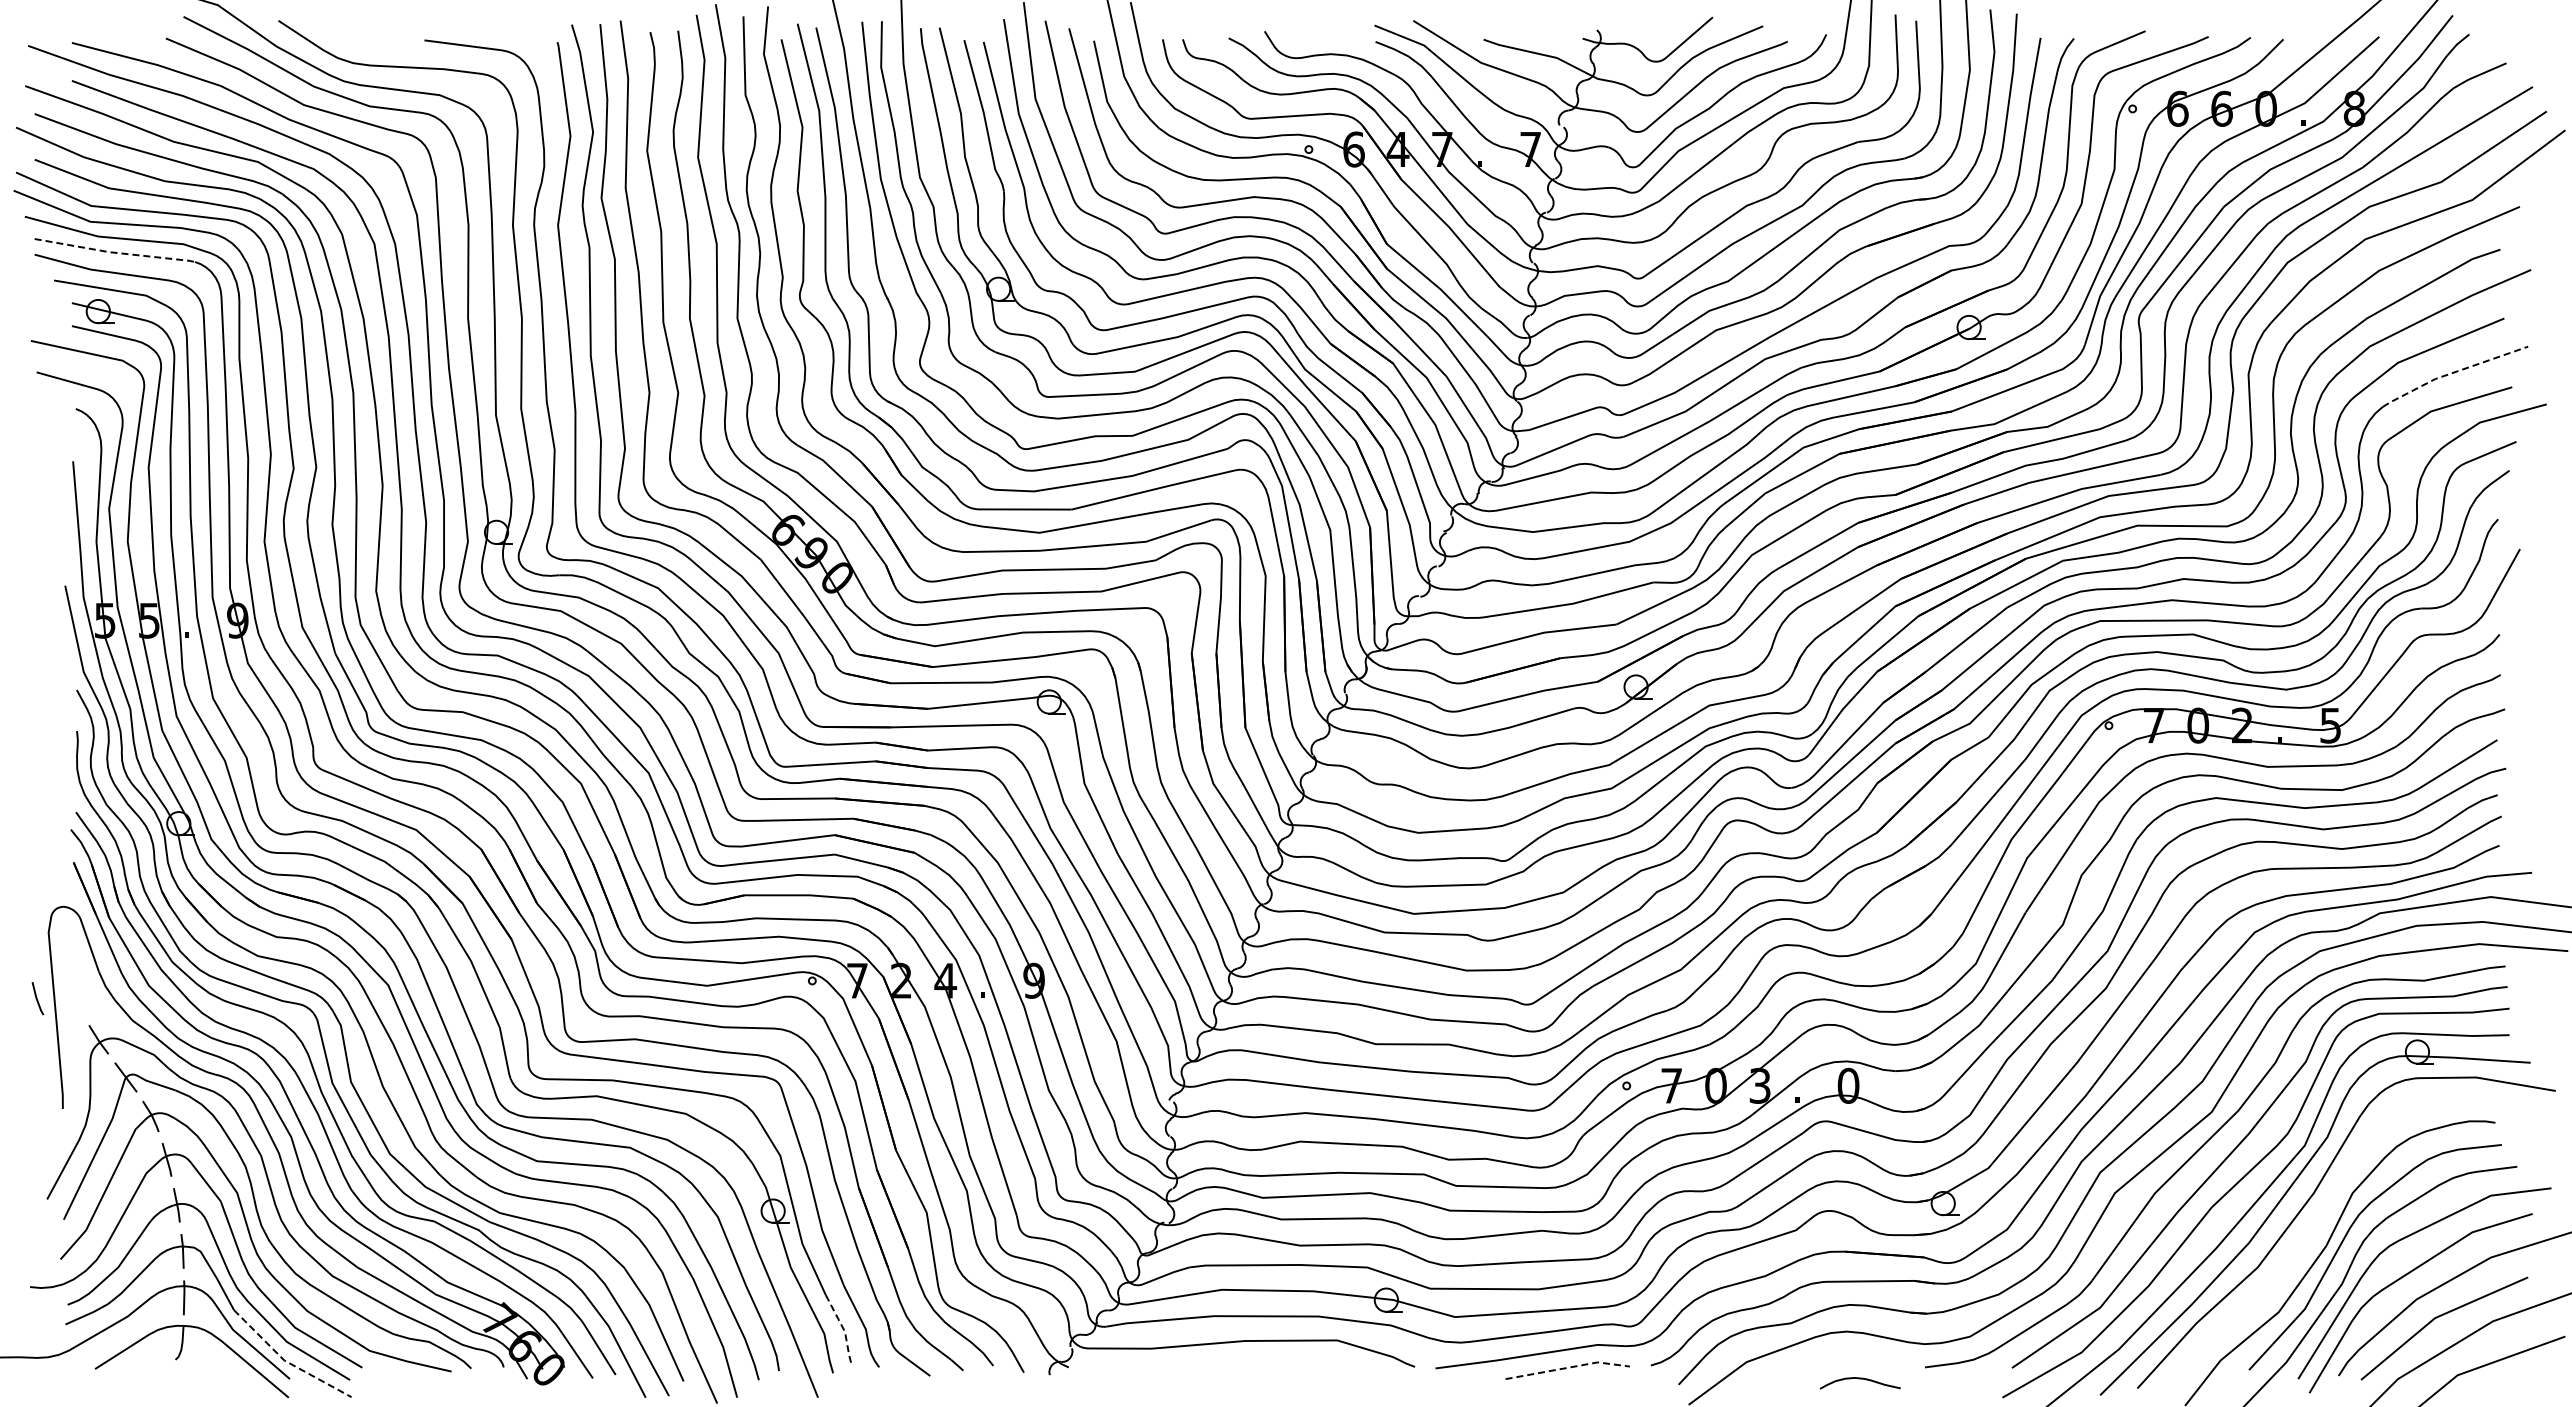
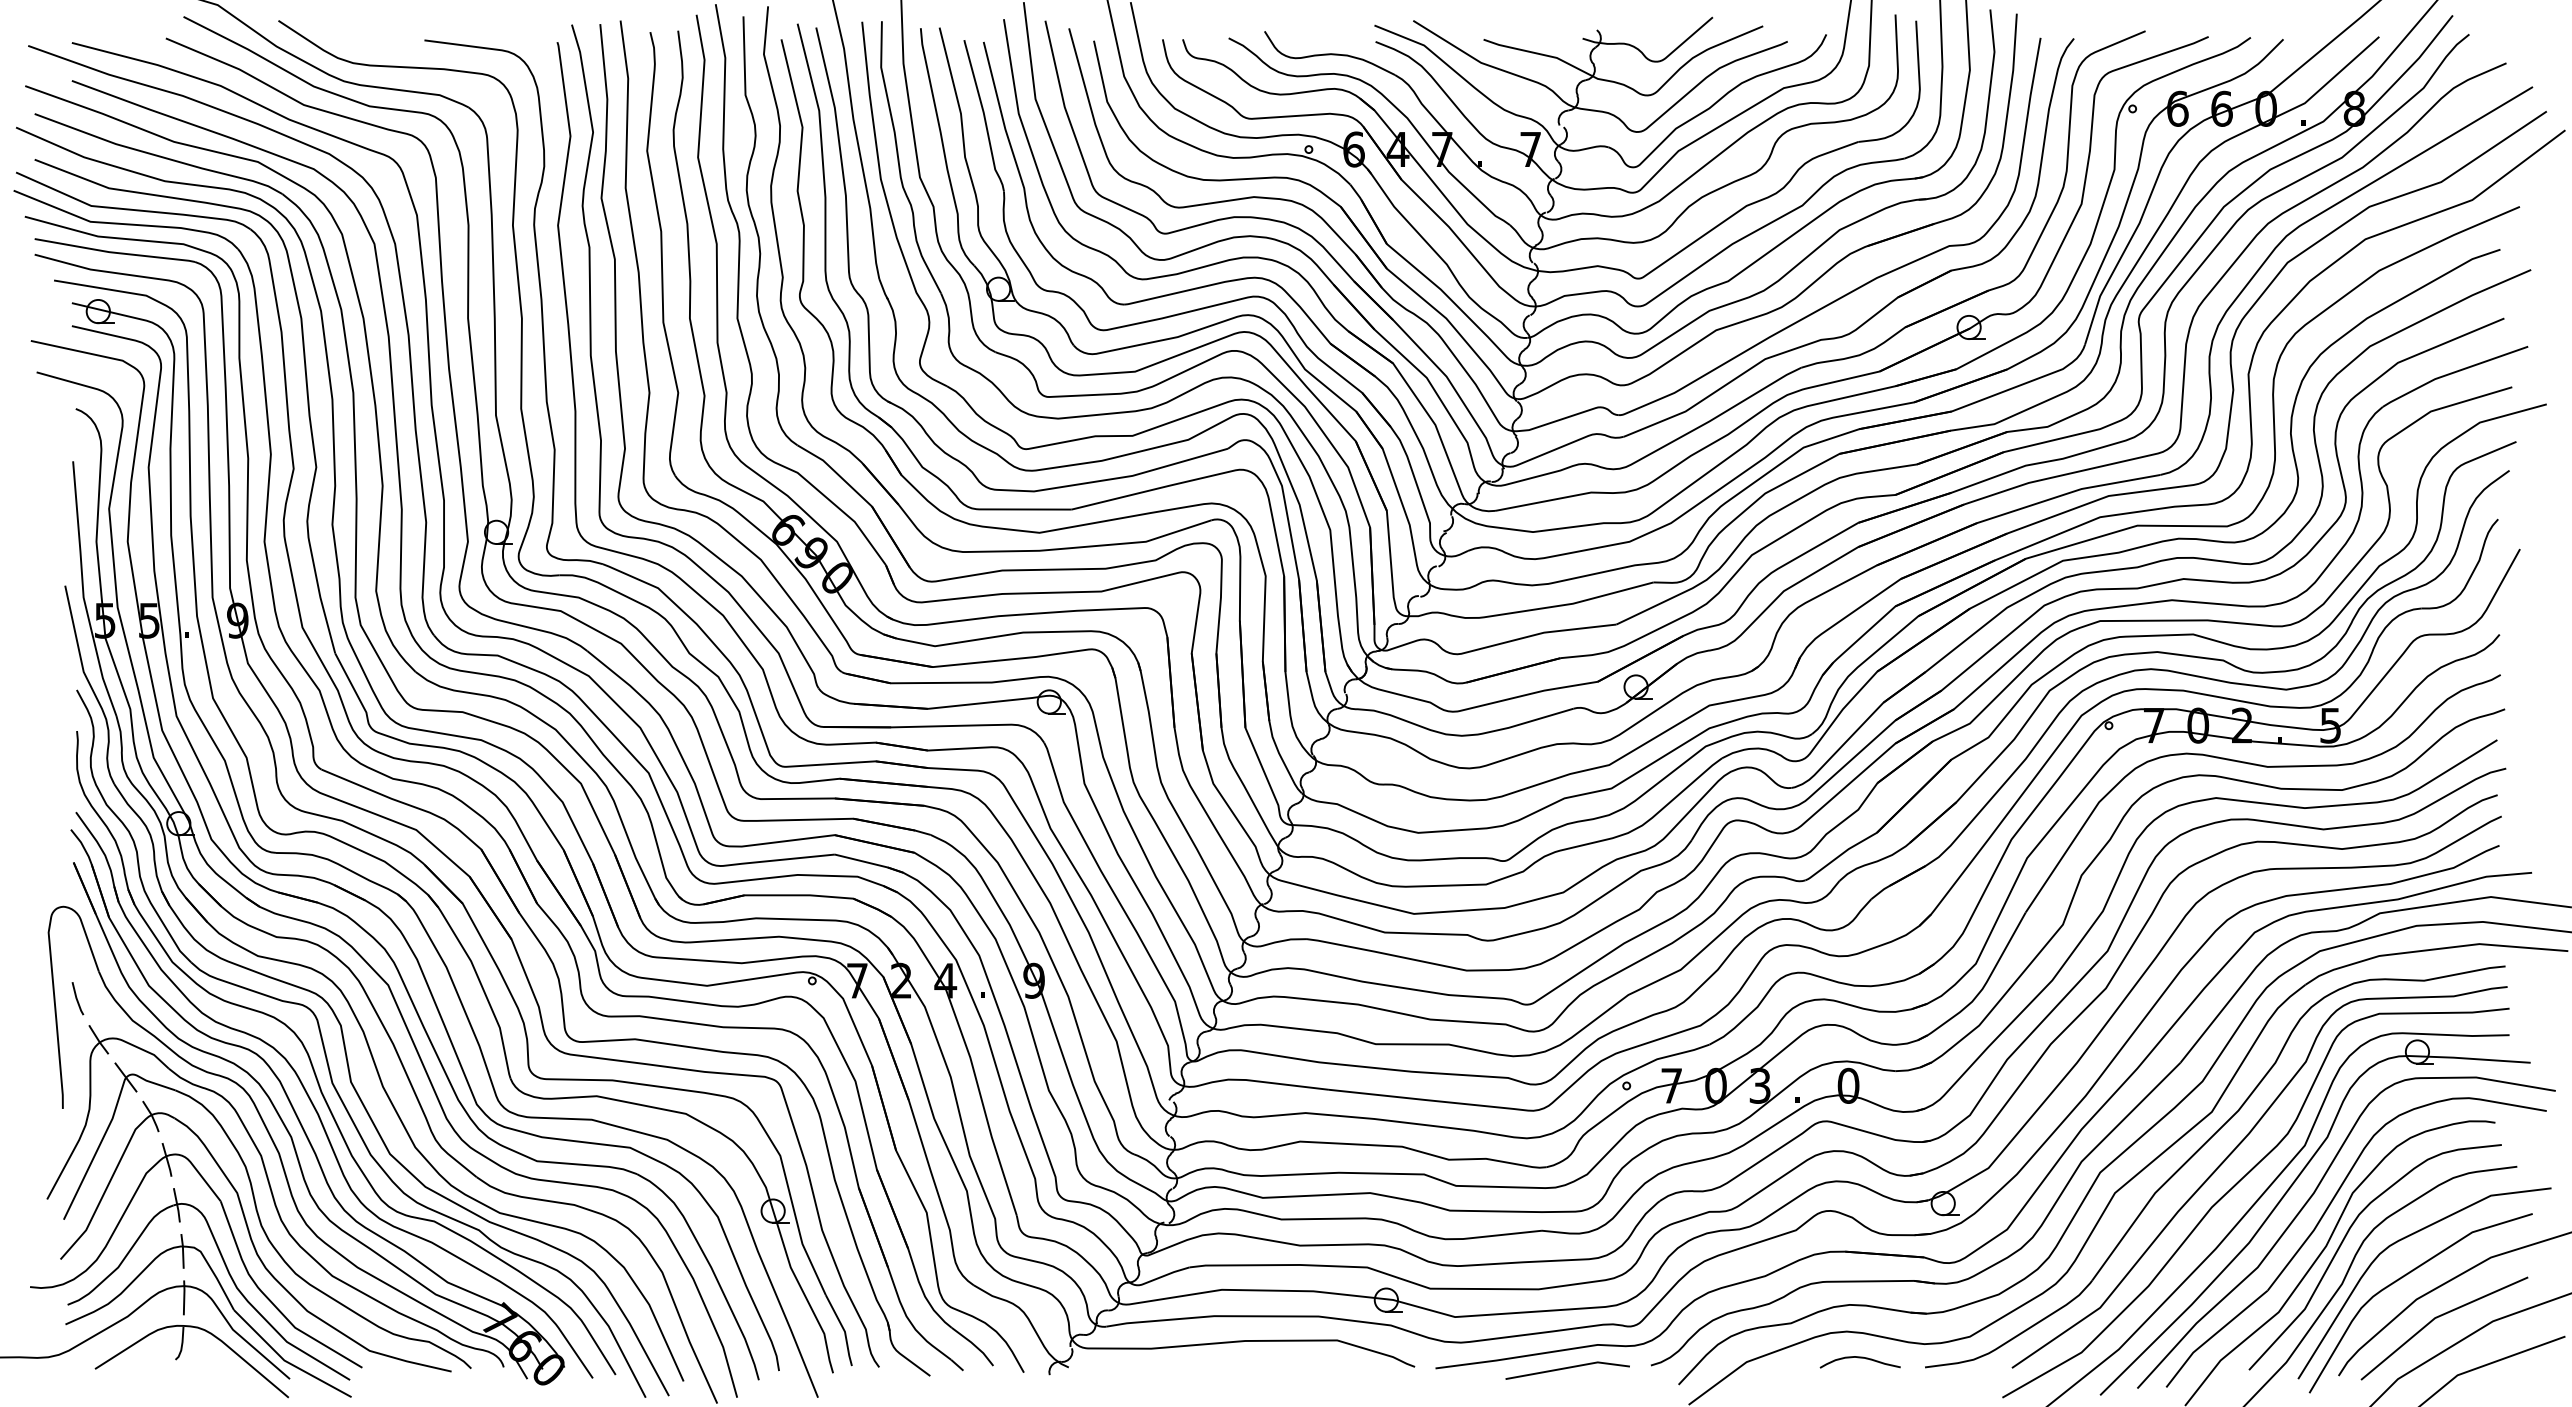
line: dashed -> solid (115, 252)
line: dashed -> solid (2452, 373)
line position: (37, 998) -> (77, 998) (77, 998)
part: none -> present (2321, 1220)
line: dashed -> solid (844, 1330)
line: dashed -> solid (286, 1361)
line: dashed -> solid (1568, 1367)
curve position: (1859, 1379) -> (1859, 1358) (1859, 1358)
